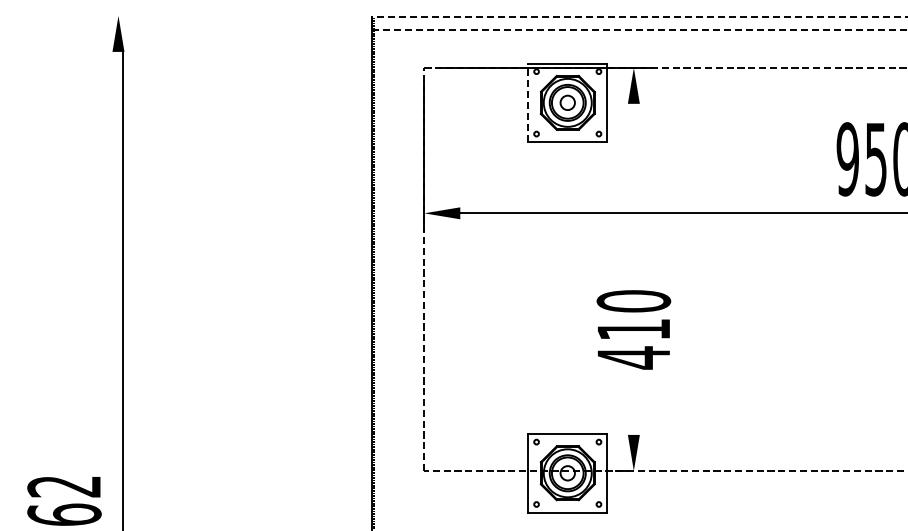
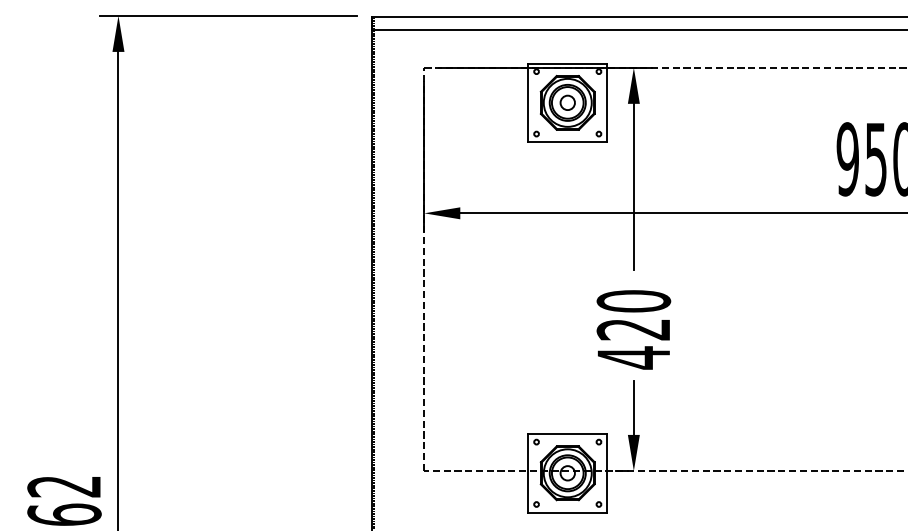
line: none -> present (228, 15)
line: dashed -> solid (639, 16)
line: dashed -> solid (639, 29)
line: dashed -> solid (528, 102)
line: none -> present (633, 186)
line position: (123, 289) -> (118, 289) (118, 289)
text: 410 -> 420 (632, 329)
line: none -> present (633, 407)
